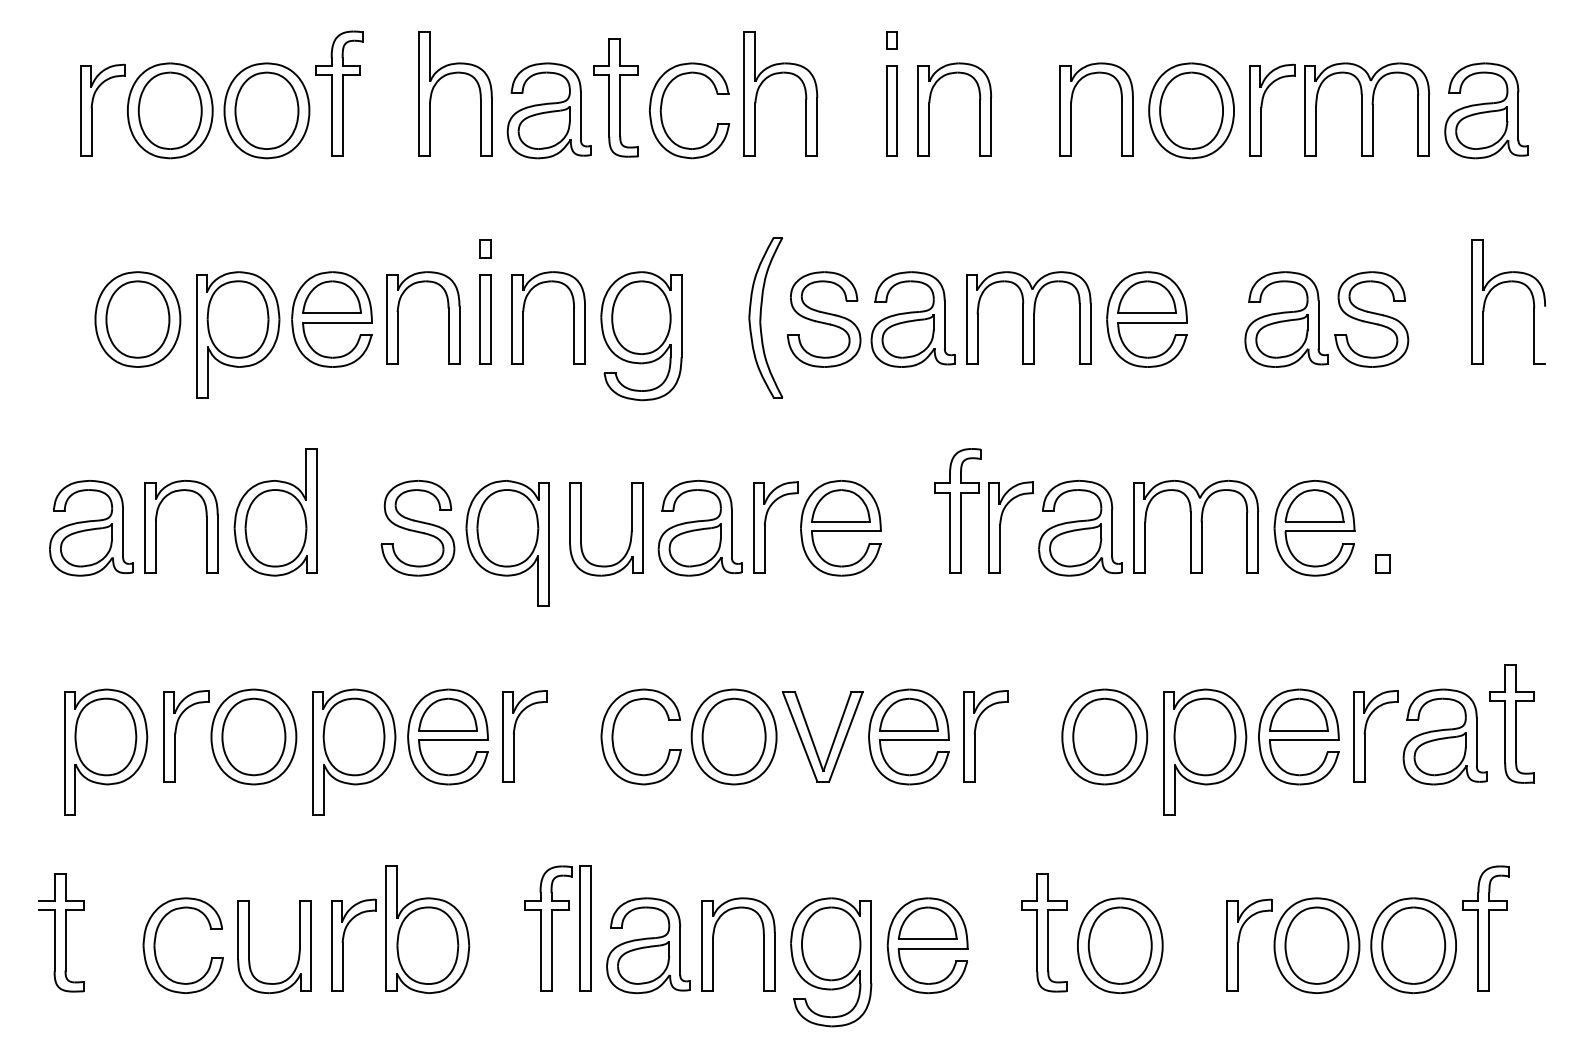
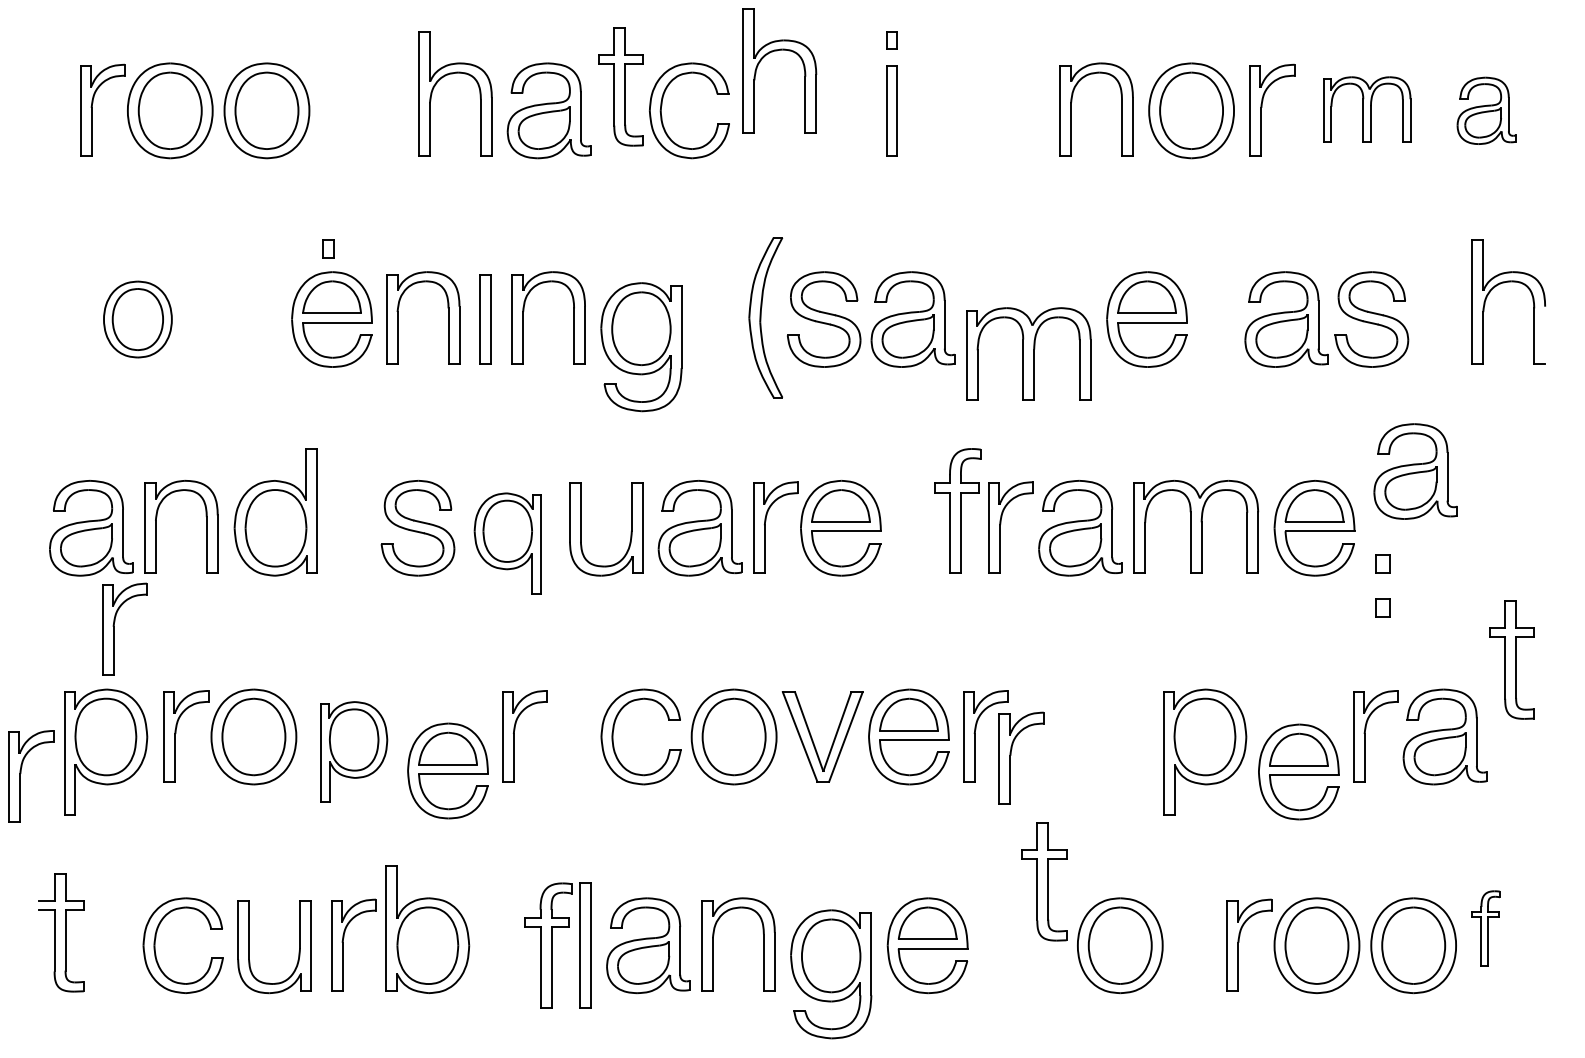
part position: (778, 74) -> (777, 51) (777, 51)
part: present -> none (339, 93)
part position: (615, 97) -> (620, 86) (620, 86)
part: present -> none (930, 103)
part size: 126x95 px -> 89x67 px (1367, 109)
part size: 85x98 px -> 61x69 px (1486, 110)
part position: (485, 248) -> (328, 248) (328, 248)
part position: (1028, 317) -> (1028, 353) (1028, 353)
part size: 88x97 px -> 70x79 px (137, 319)
part: present -> none (238, 334)
part position: (641, 336) -> (641, 347) (641, 347)
part: none -> present (1415, 471)
part size: 85x127 px -> 69x103 px (507, 543)
part: none -> present (1382, 607)
part: none -> present (114, 628)
part position: (1511, 723) -> (1511, 659) (1511, 659)
part position: (447, 736) -> (447, 770) (447, 770)
part: present -> none (1104, 736)
part position: (1298, 736) -> (1298, 771) (1298, 771)
part size: 85x128 px -> 69x102 px (354, 751)
part: none -> present (1011, 755)
part: none -> present (21, 773)
part position: (557, 928) -> (557, 945) (557, 945)
part size: 48x127 px -> 30x77 px (1485, 928)
part position: (1044, 932) -> (1044, 881) (1044, 881)
part position: (831, 962) -> (831, 974) (831, 974)
